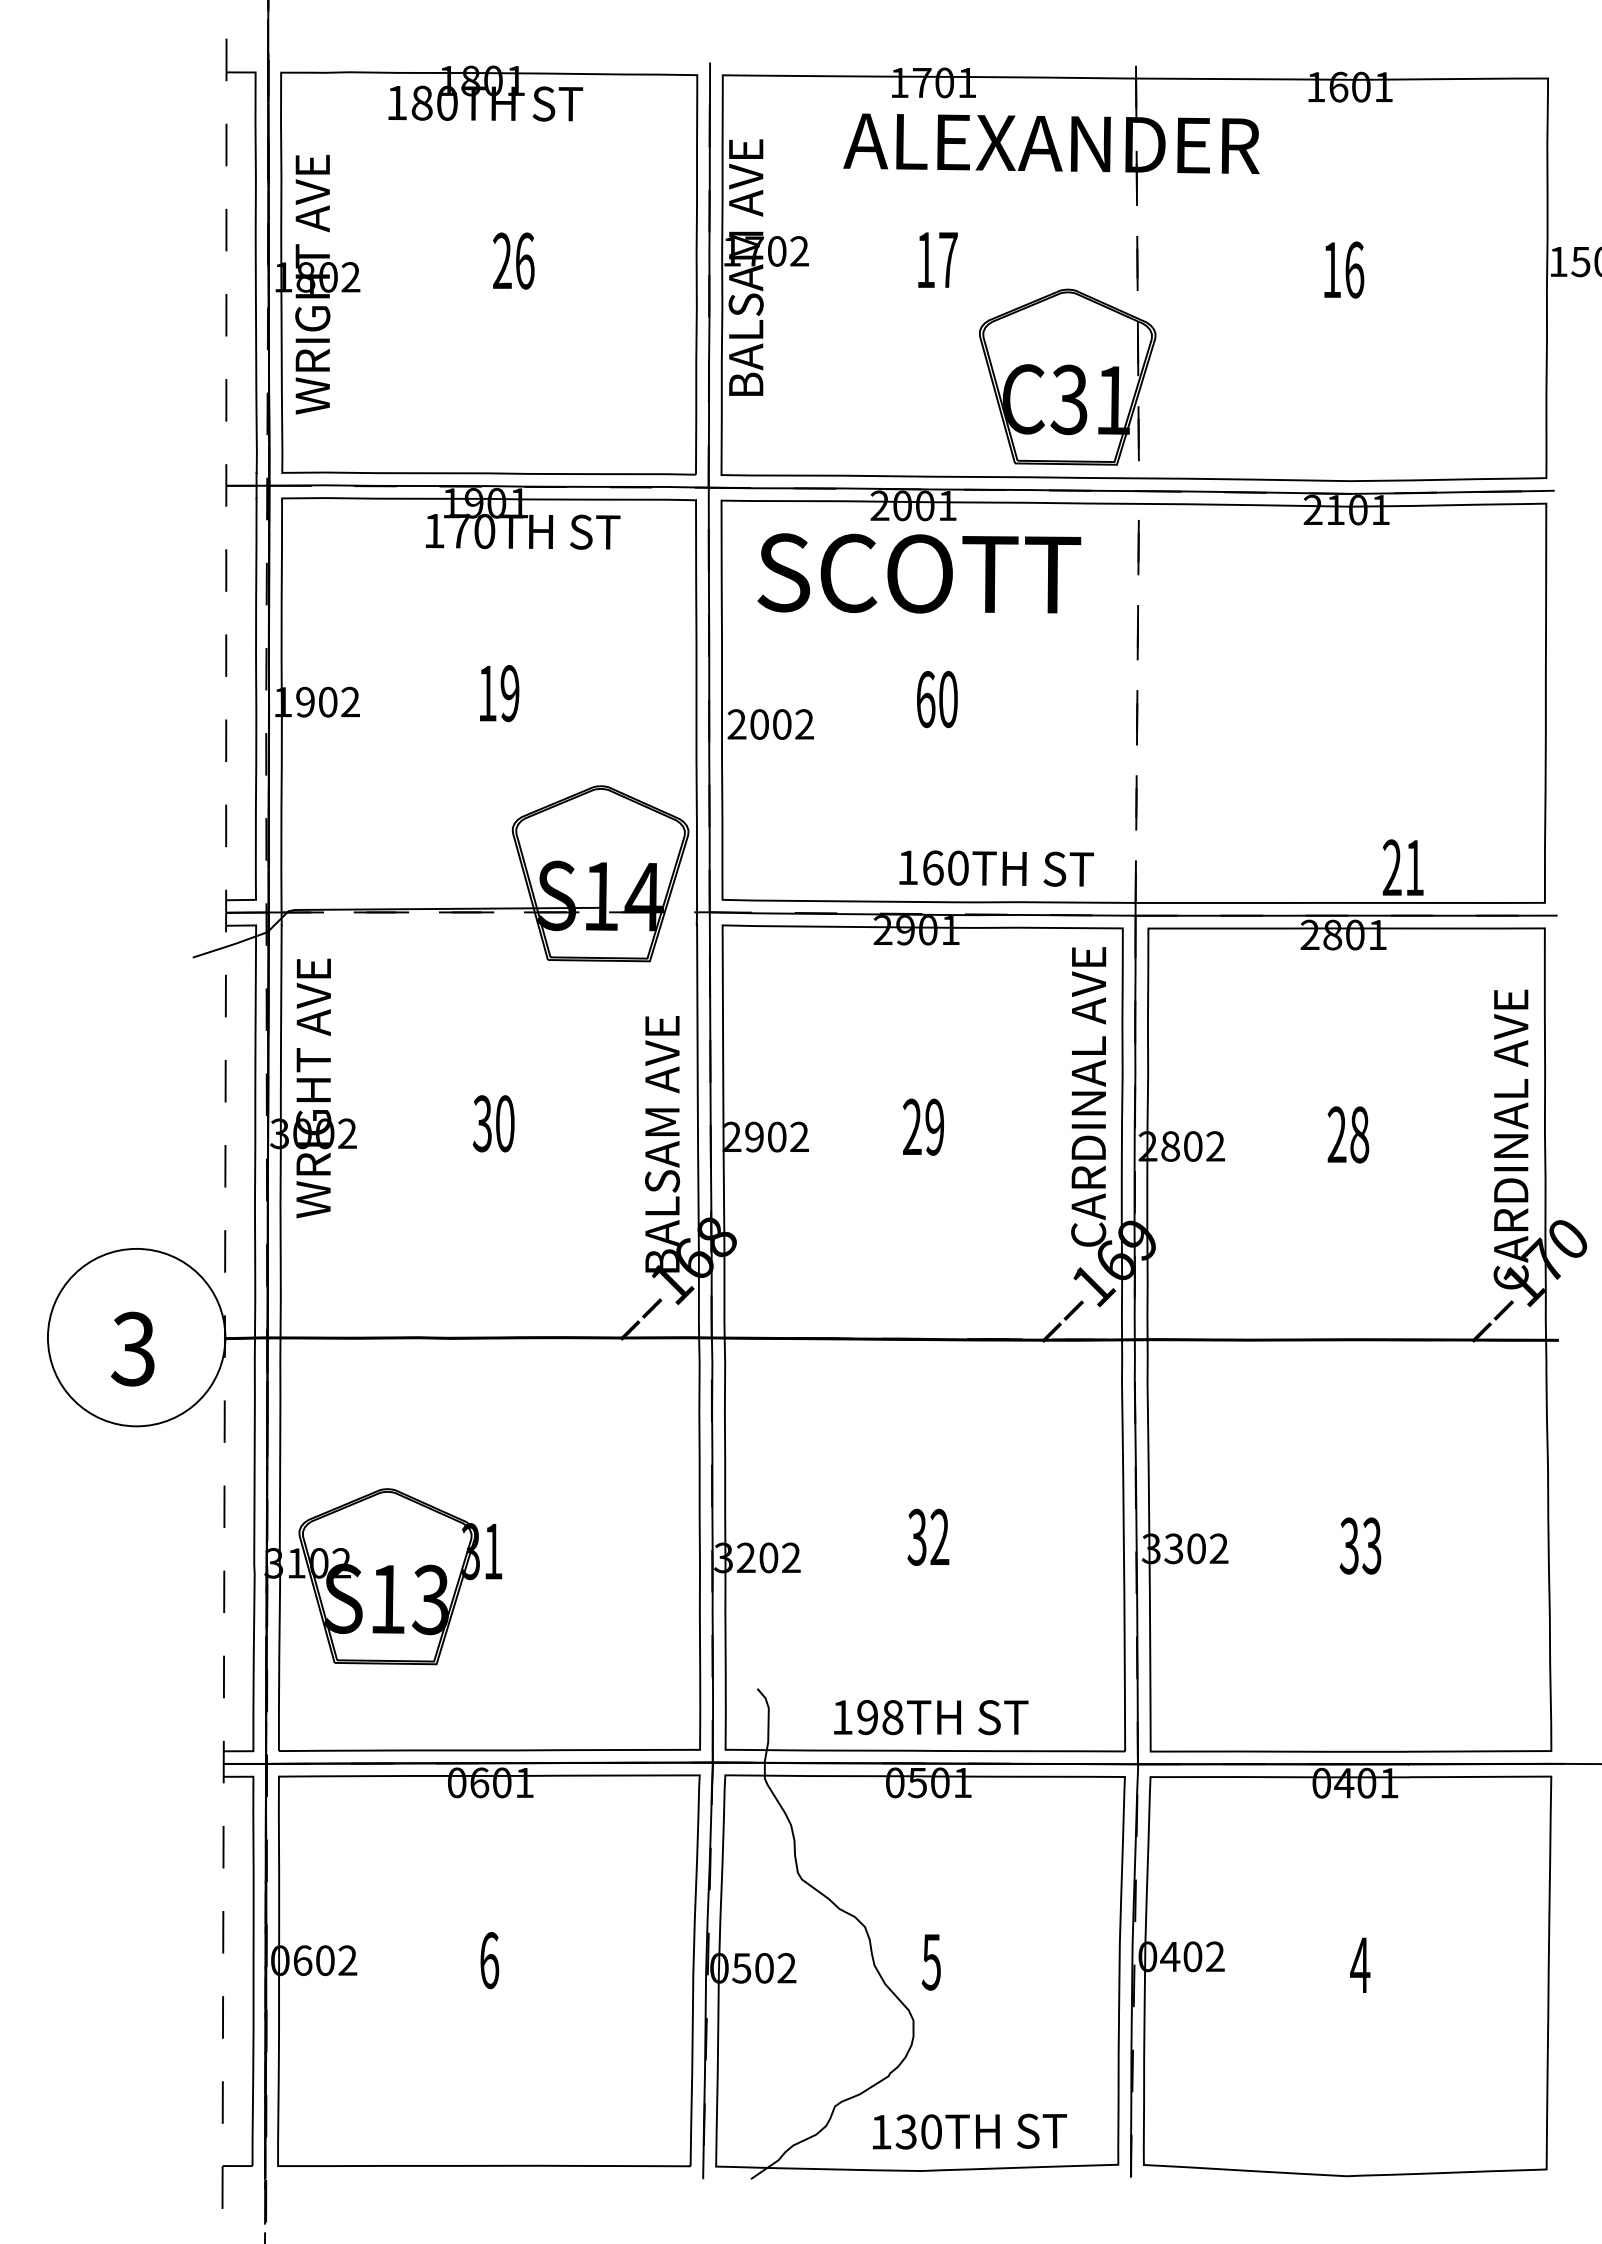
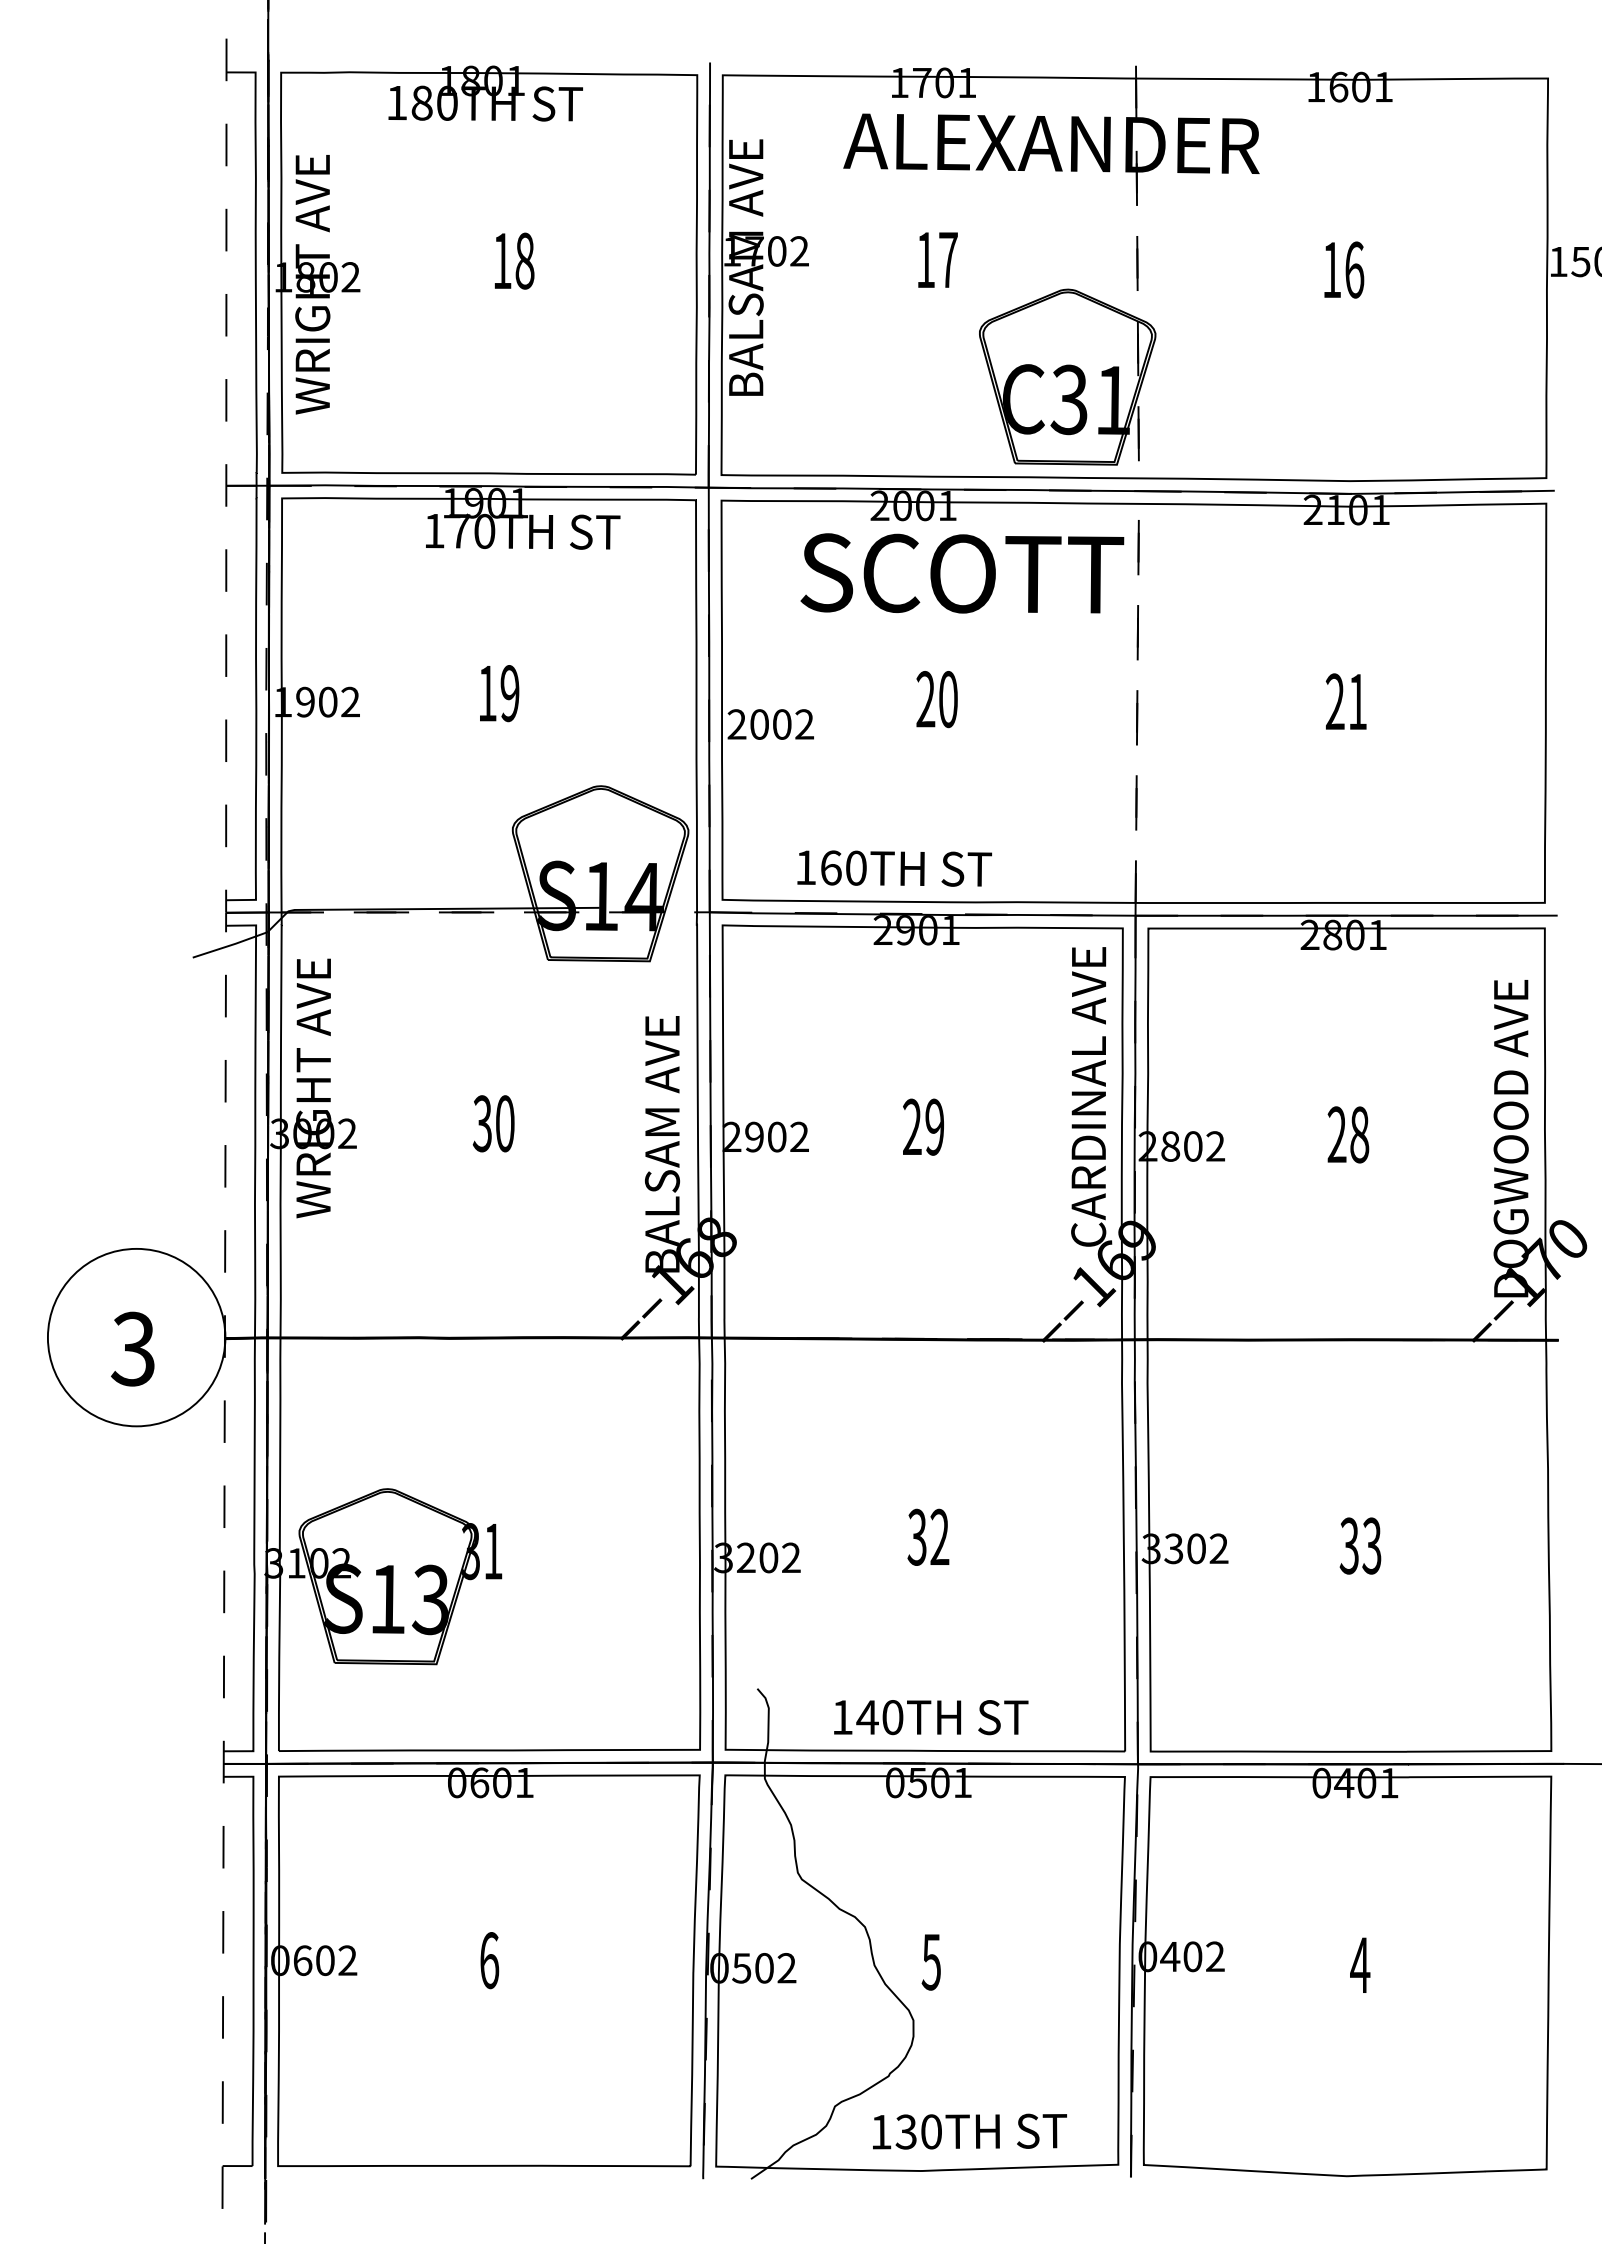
text: 26 -> 18 (513, 260)
text position: (919, 573) -> (962, 573) (962, 573)
text: 60 -> 20 (925, 699)
text position: (1402, 867) -> (1345, 701) (1345, 701)
text position: (996, 868) -> (894, 868) (894, 868)
text: CARDINAL AVE -> DOGWOOD AVE (1510, 1138)
text: 198TH -> 140TH (879, 1717)
